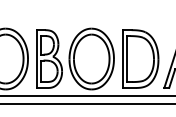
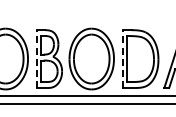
line: solid -> dashed (36, 59)
line: solid -> dashed (122, 59)
